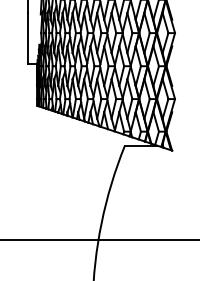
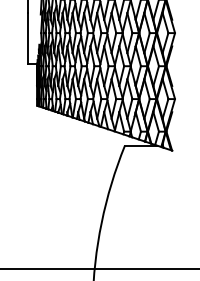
line position: (99, 240) -> (99, 269) (99, 269)
